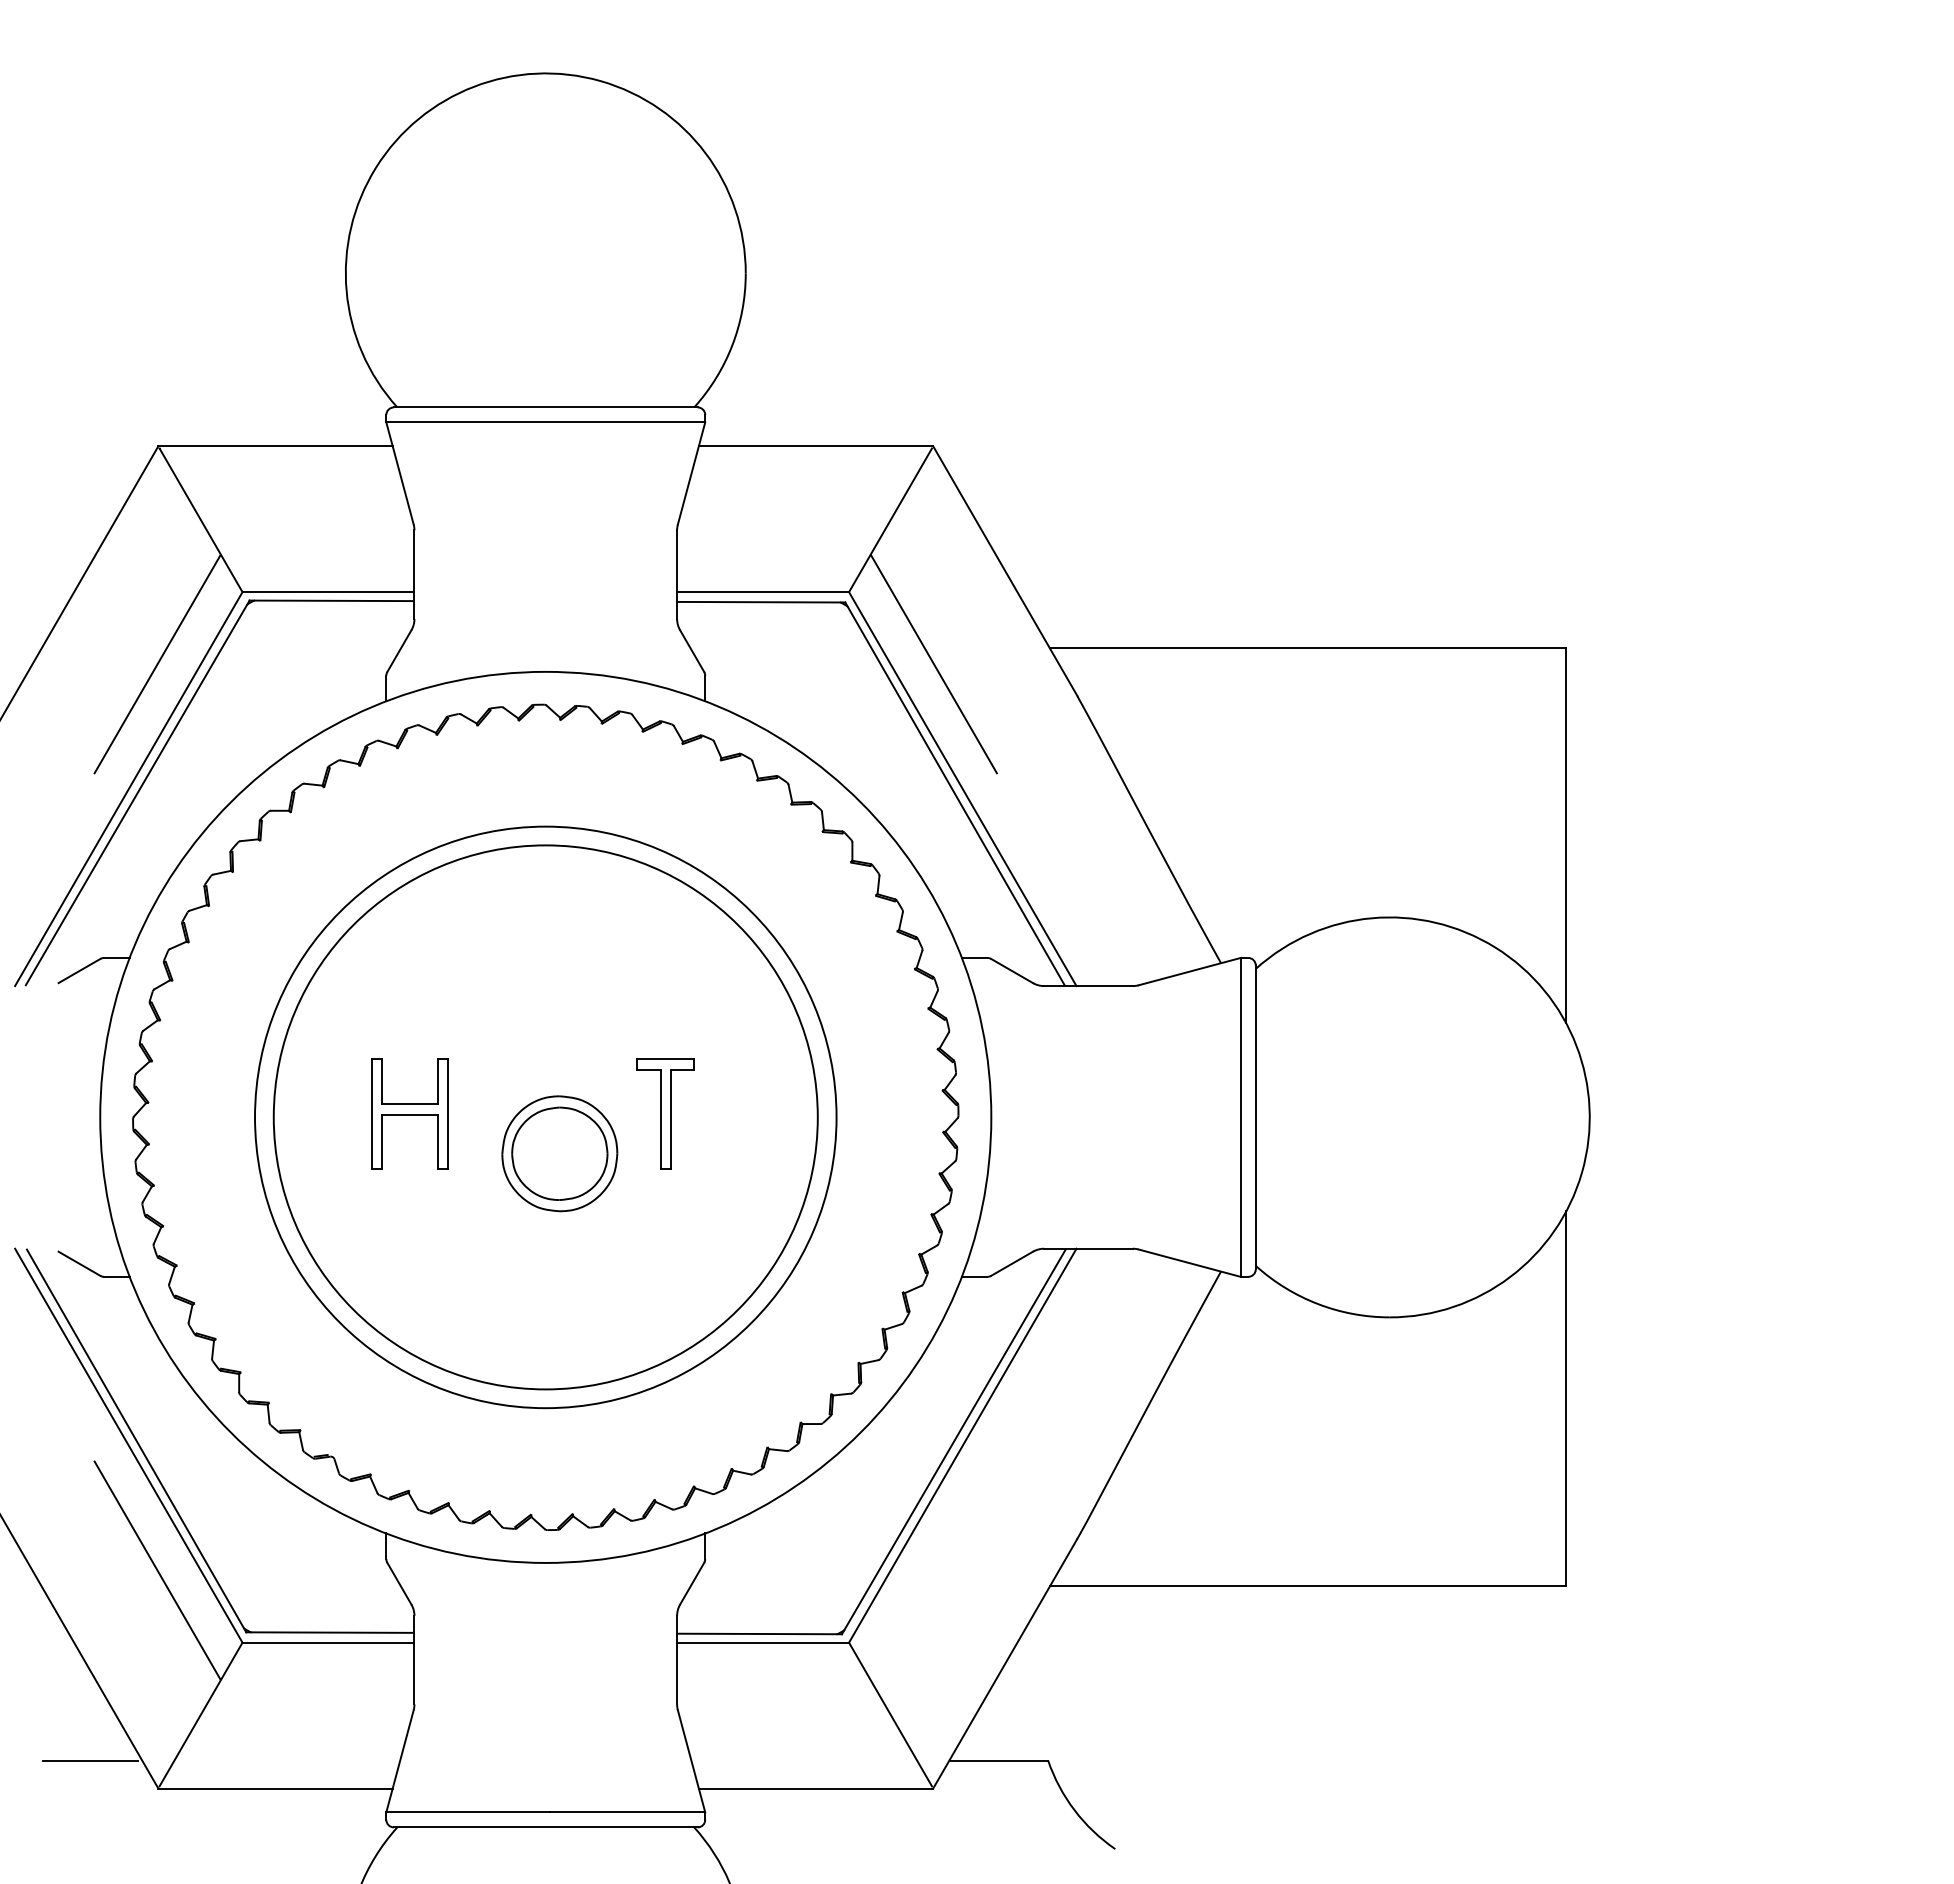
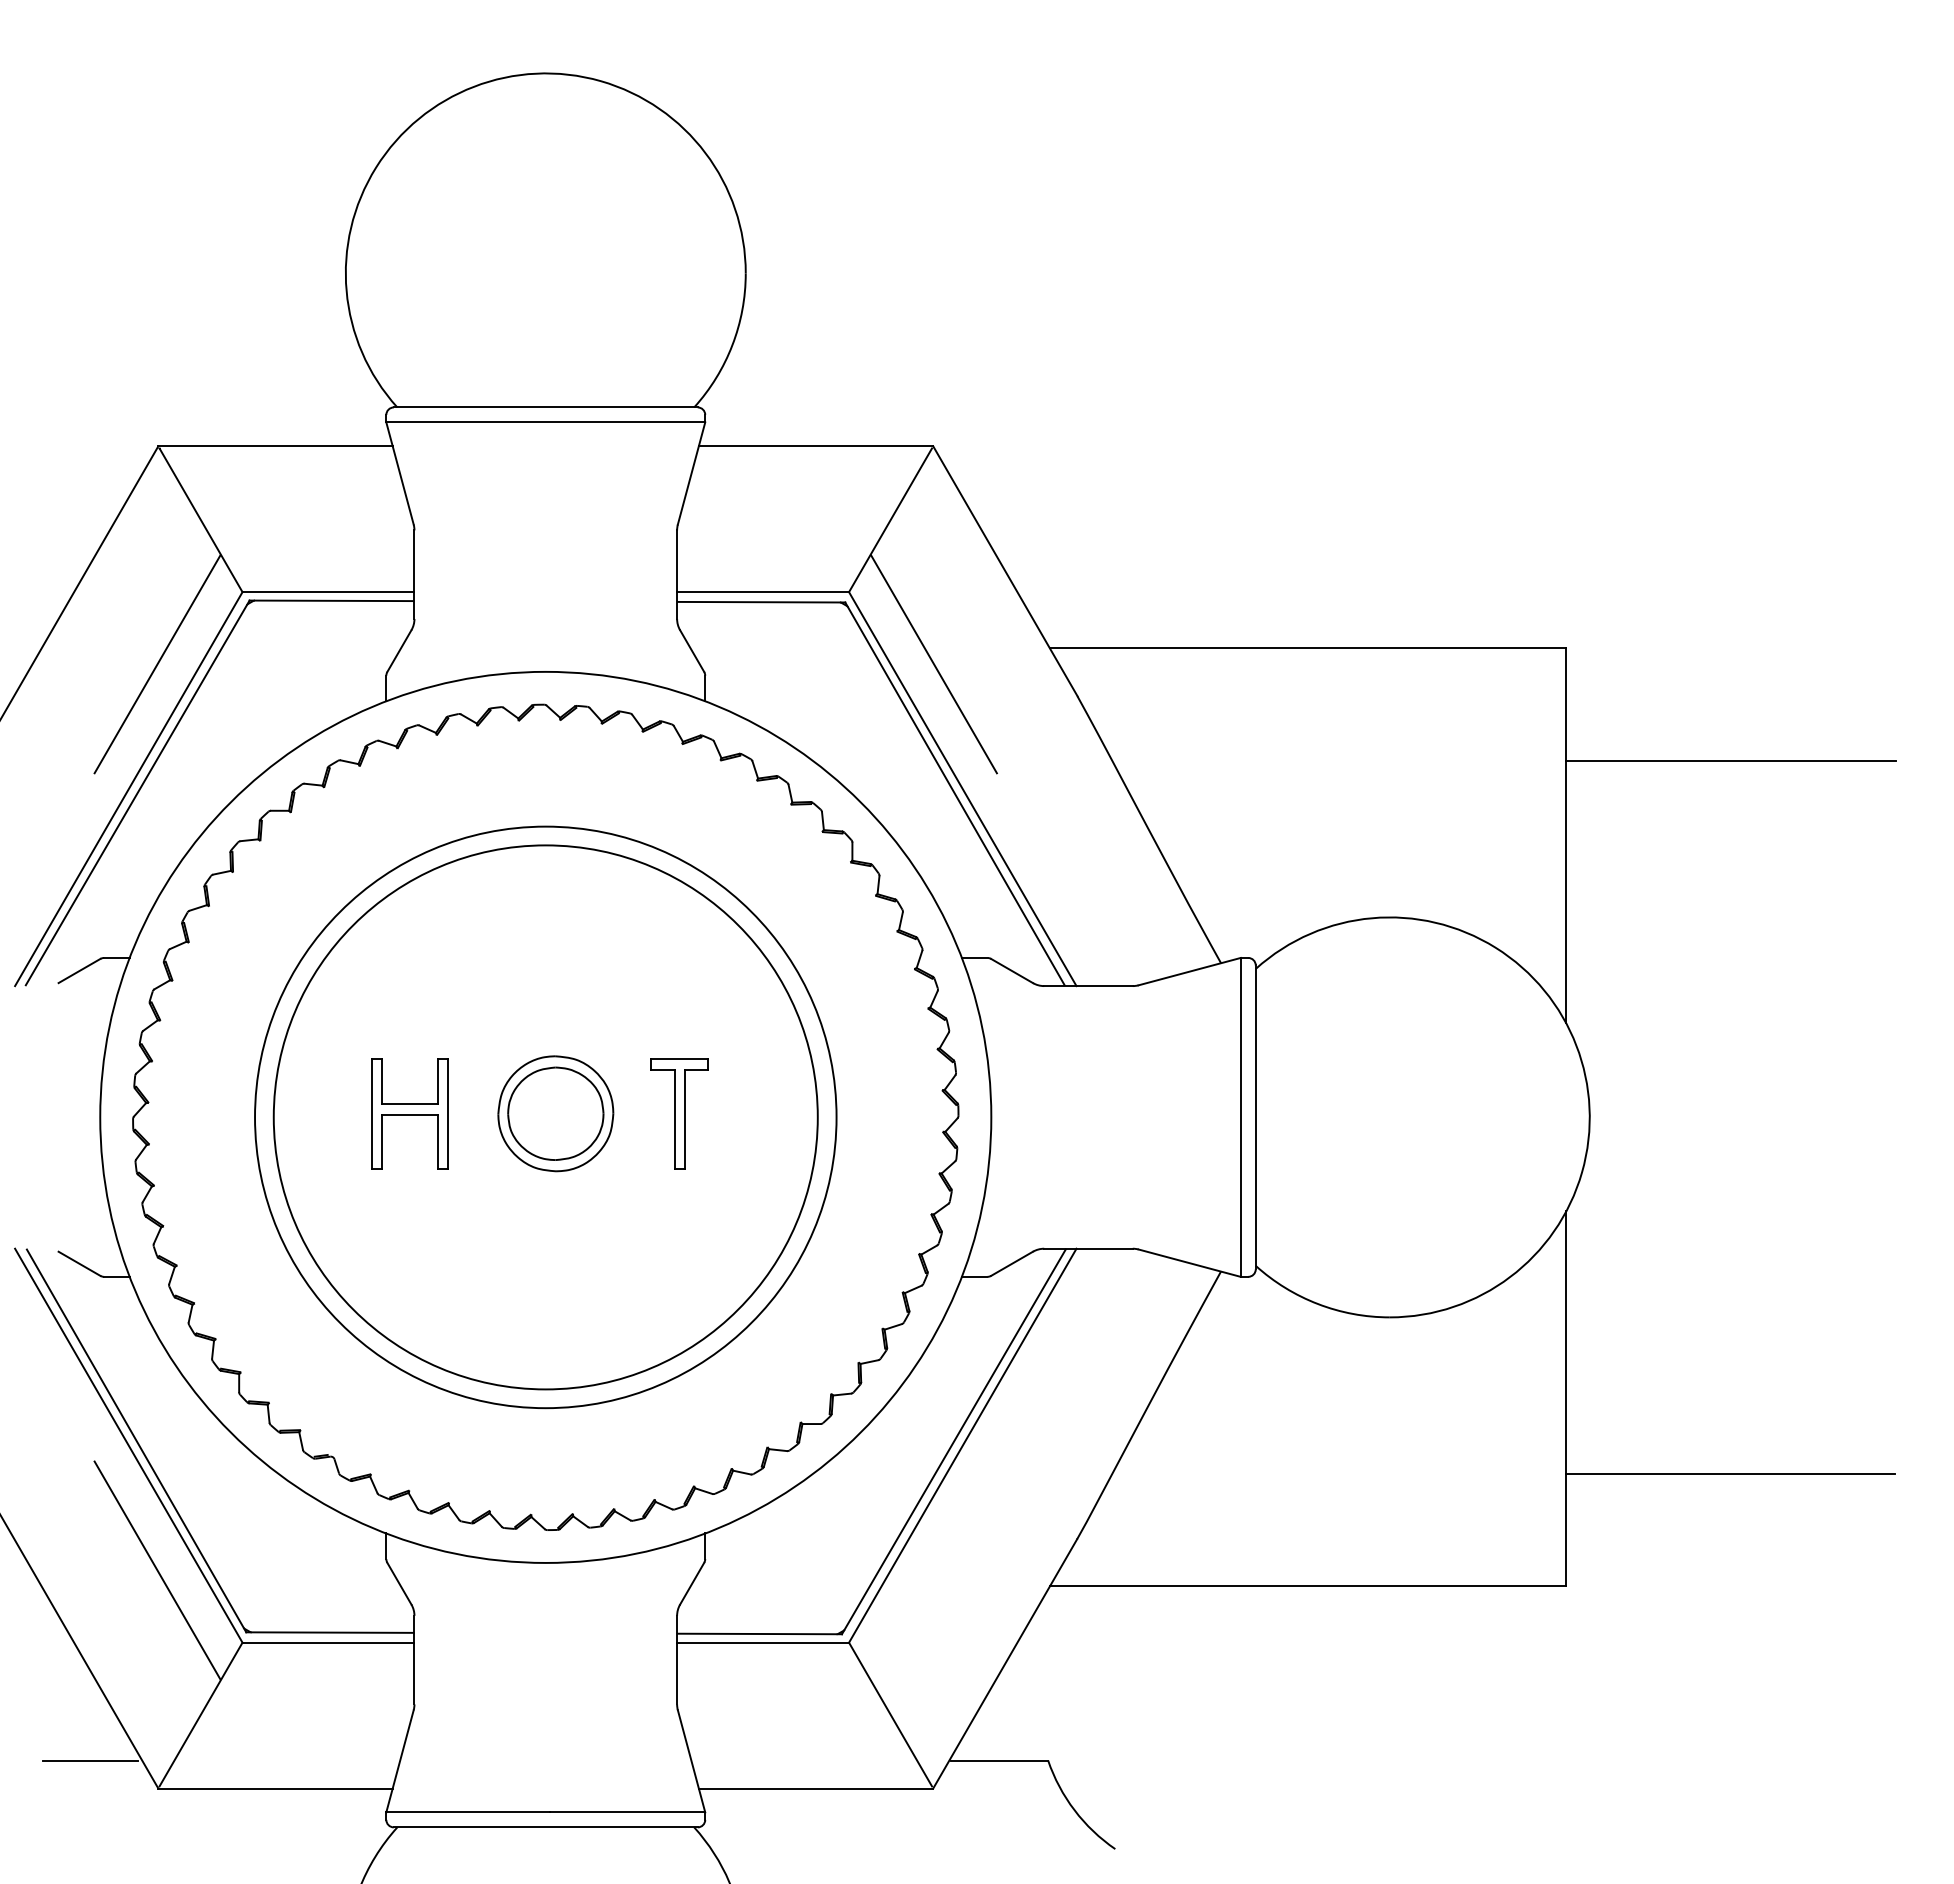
line: none -> present (1730, 760)
part position: (665, 1113) -> (679, 1113) (679, 1113)
part position: (559, 1153) -> (555, 1113) (555, 1113)
line: none -> present (1730, 1473)
